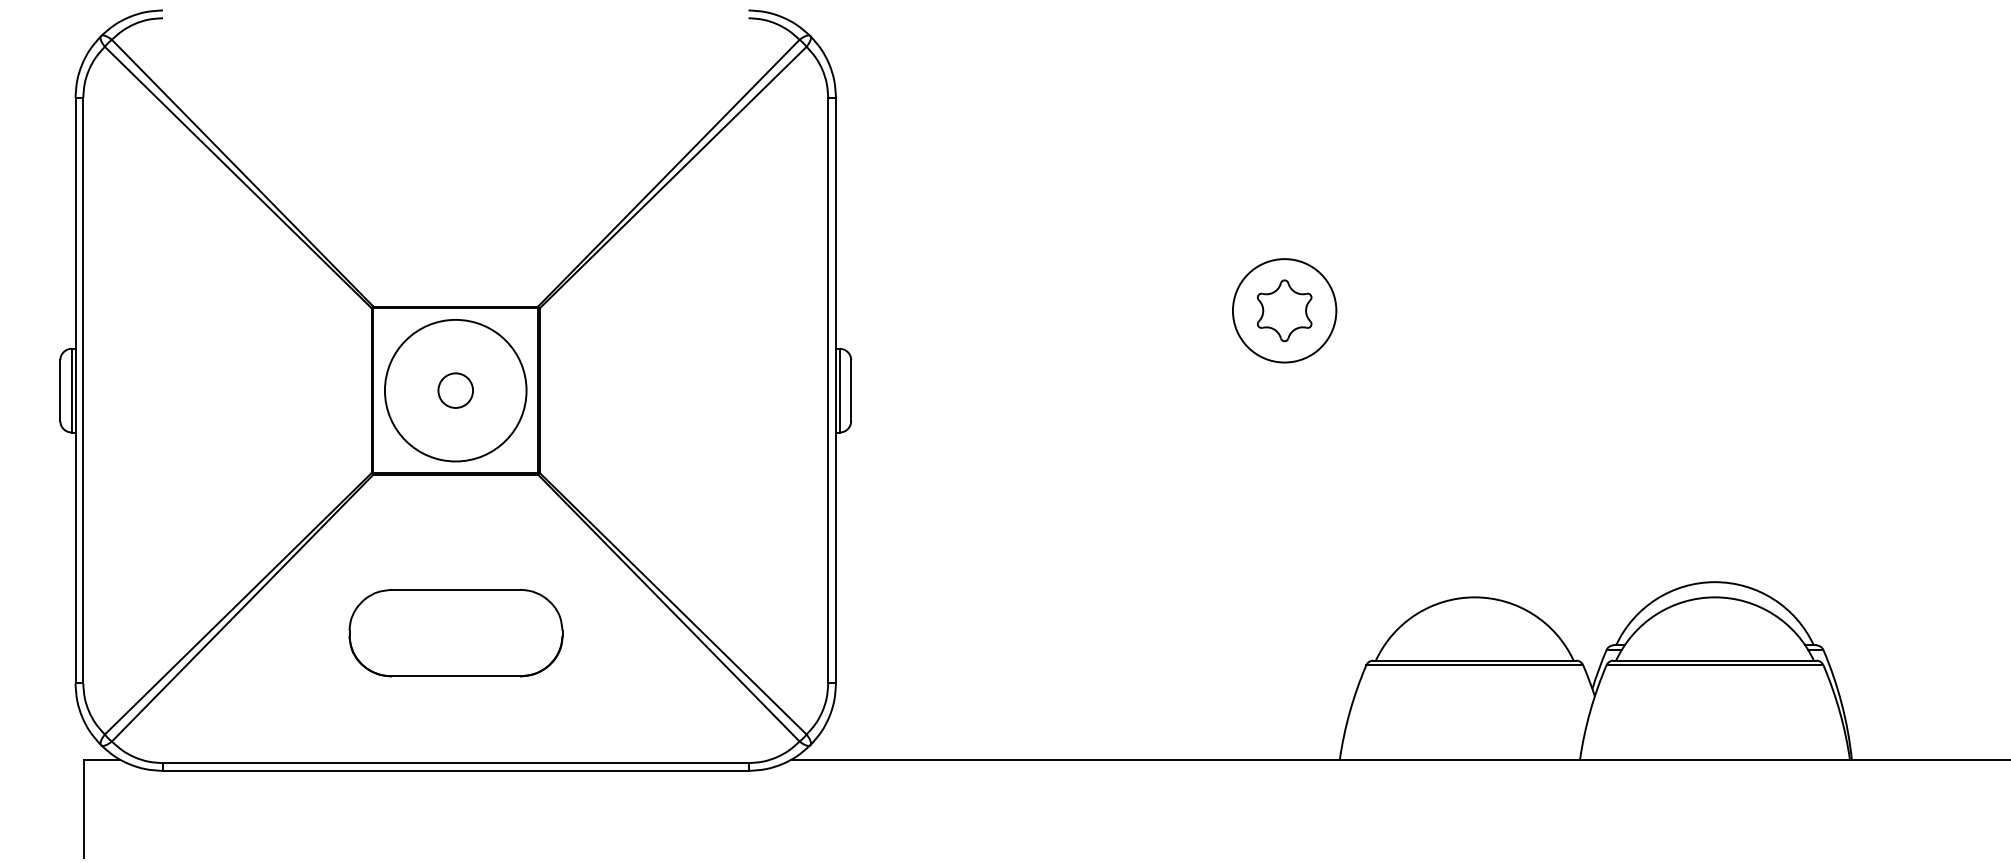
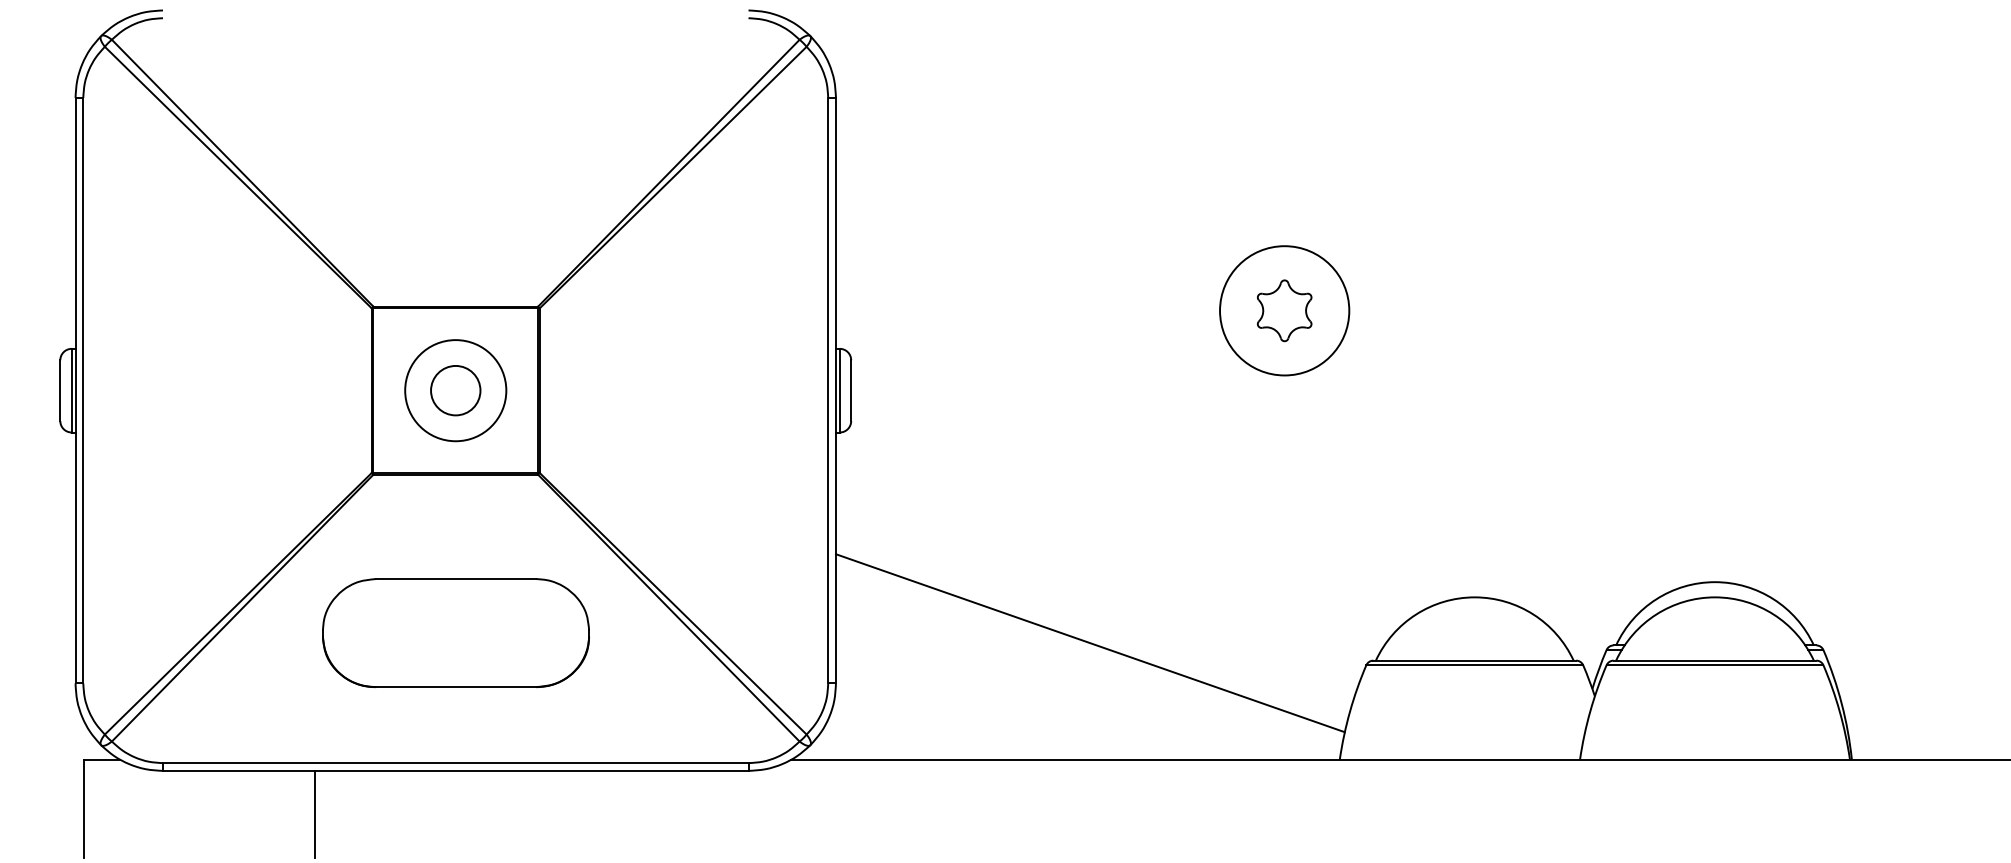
circle diameter: 103 px -> 129 px (1284, 310)
circle diameter: 142 px -> 101 px (455, 390)
circle diameter: 35 px -> 49 px (455, 390)
part size: 216x89 px -> 268x110 px (455, 632)
line: none -> present (1089, 643)
line: none -> present (314, 814)
